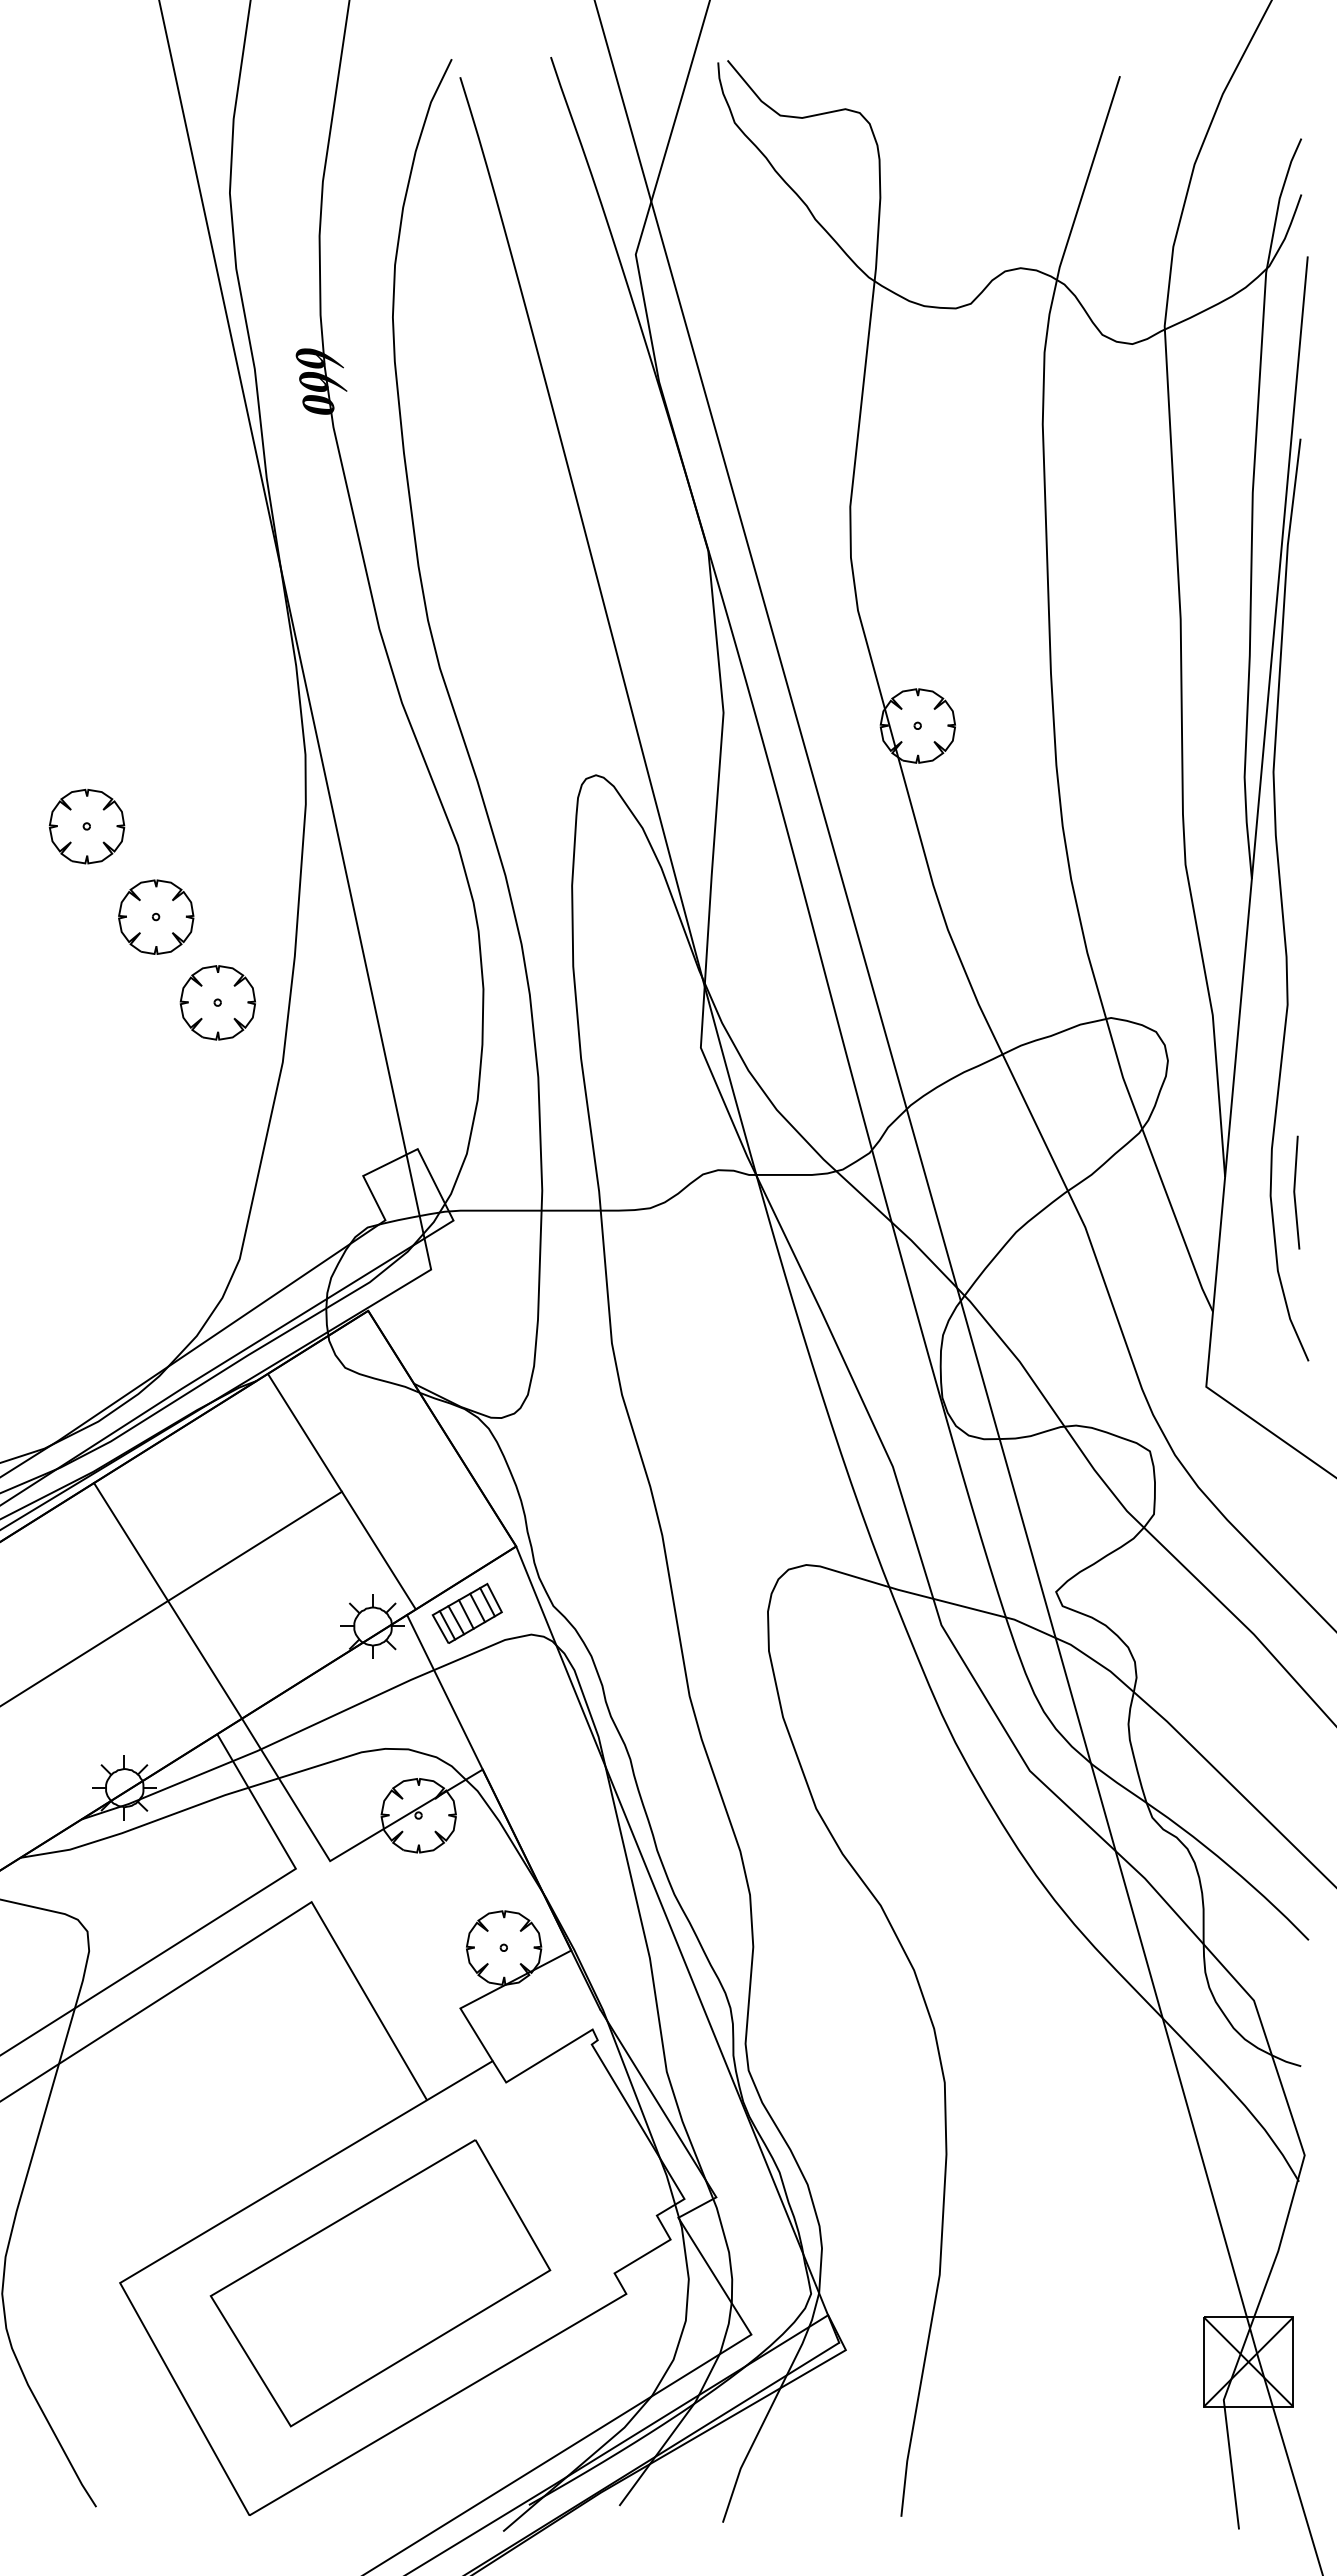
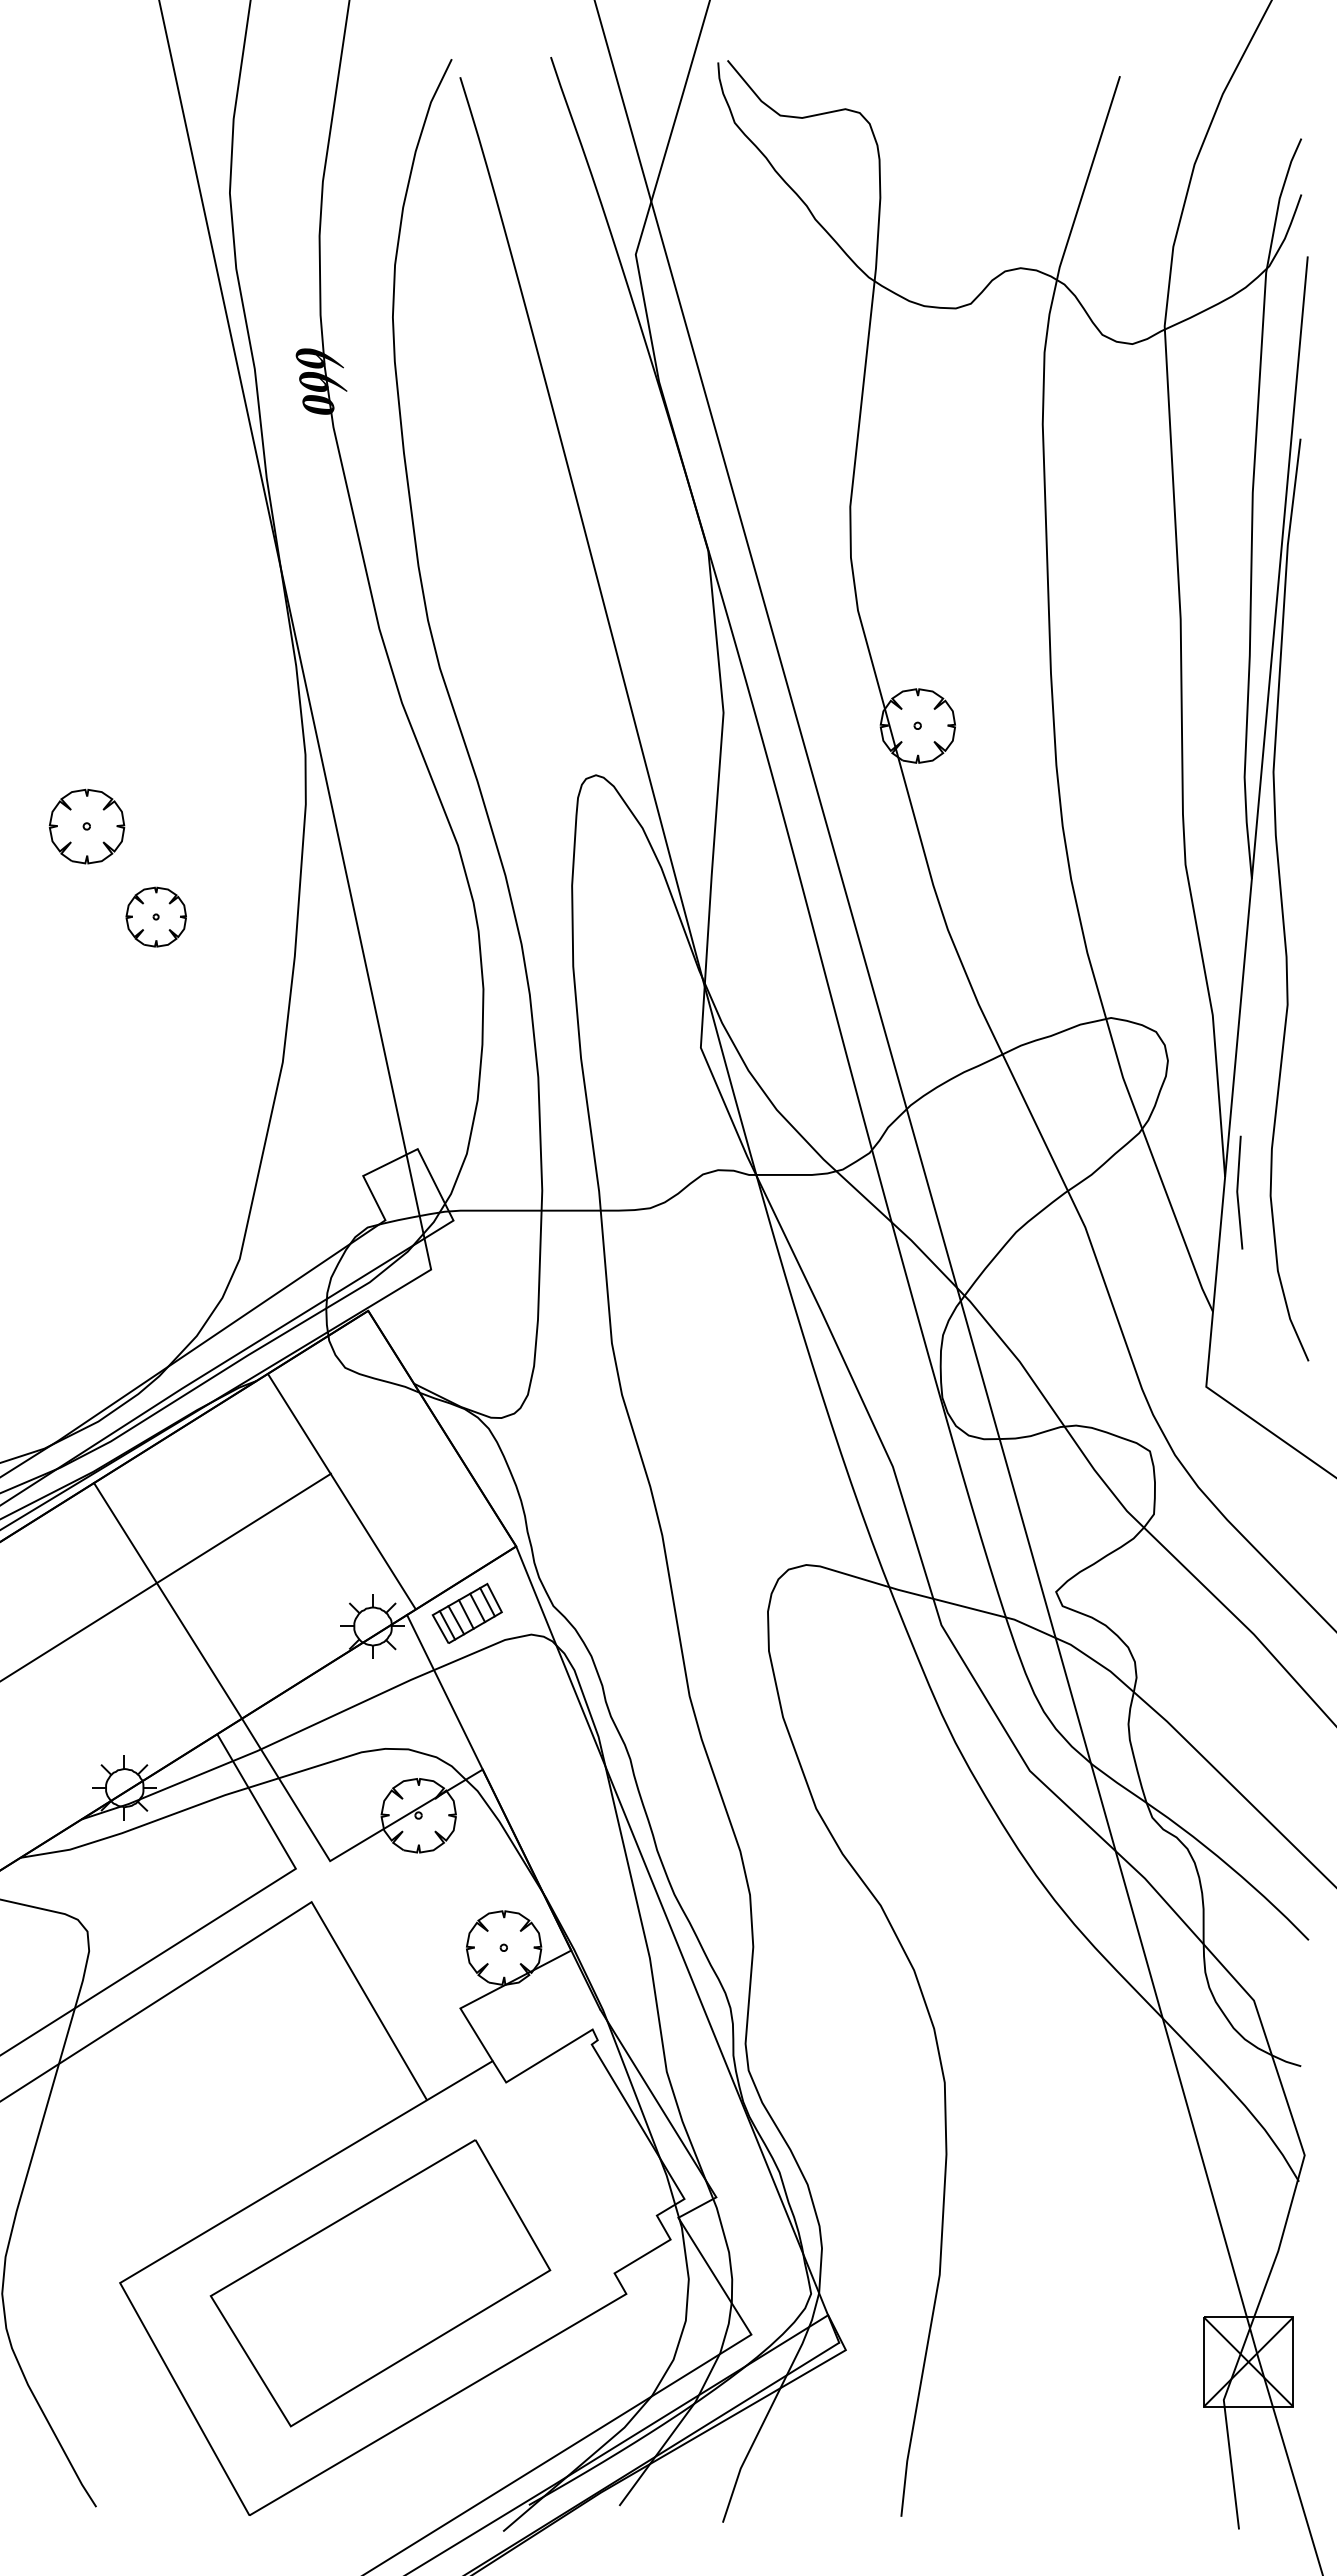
part size: 77x76 px -> 62x62 px (155, 916)
part: present -> none (217, 1002)
line position: (1295, 1192) -> (1238, 1192) (1238, 1192)
line position: (171, 1597) -> (166, 1576) (166, 1576)
